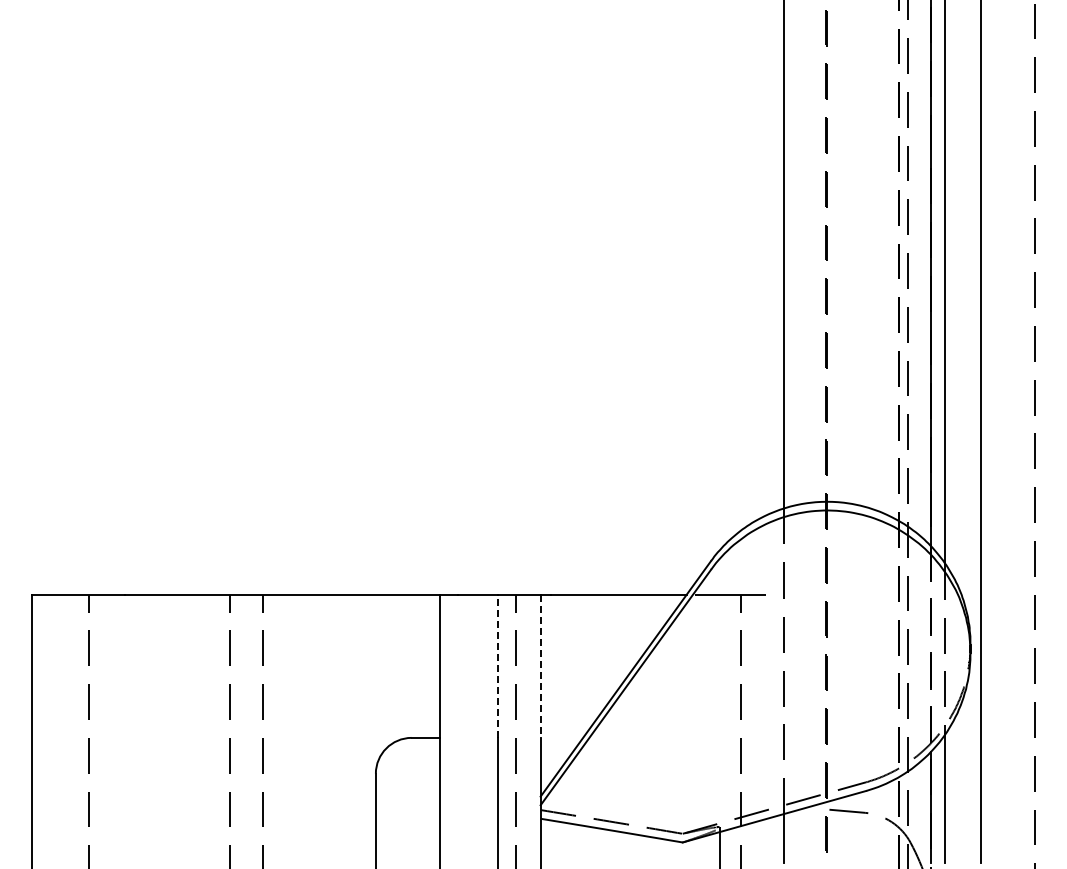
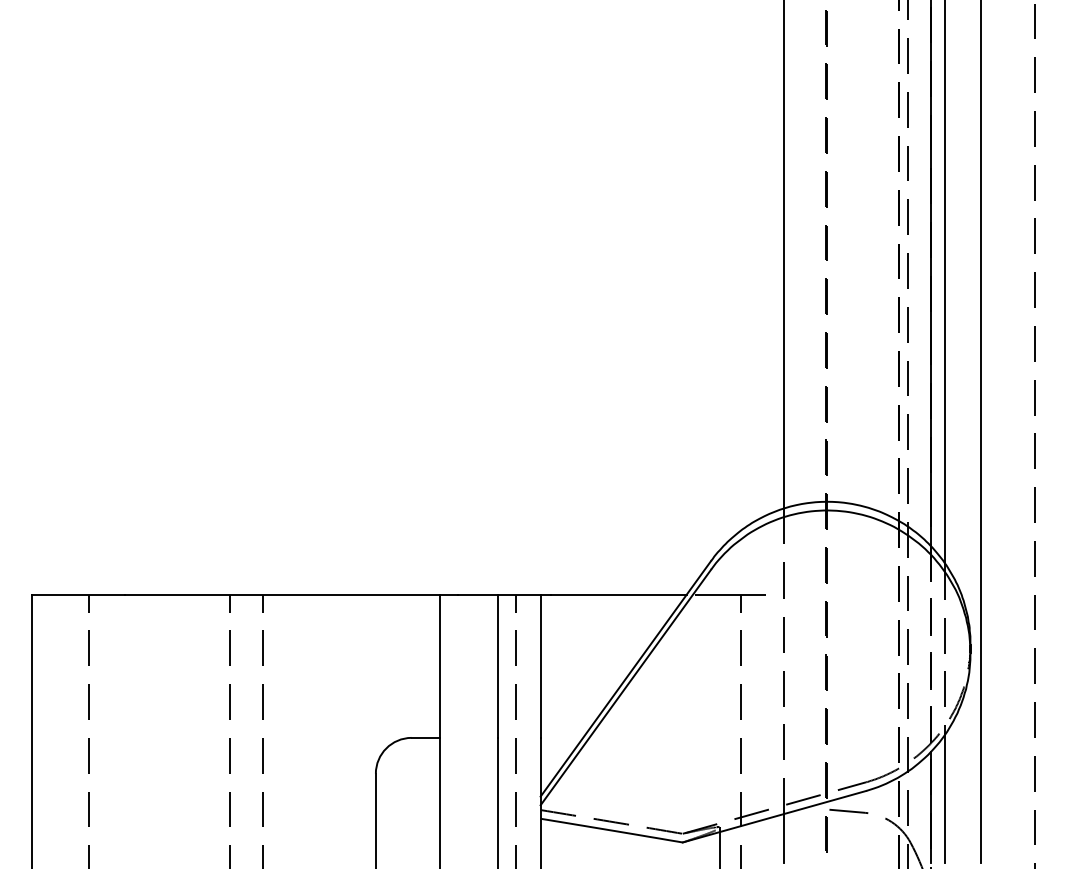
line: dashed -> solid (497, 666)
line: dashed -> solid (540, 666)
